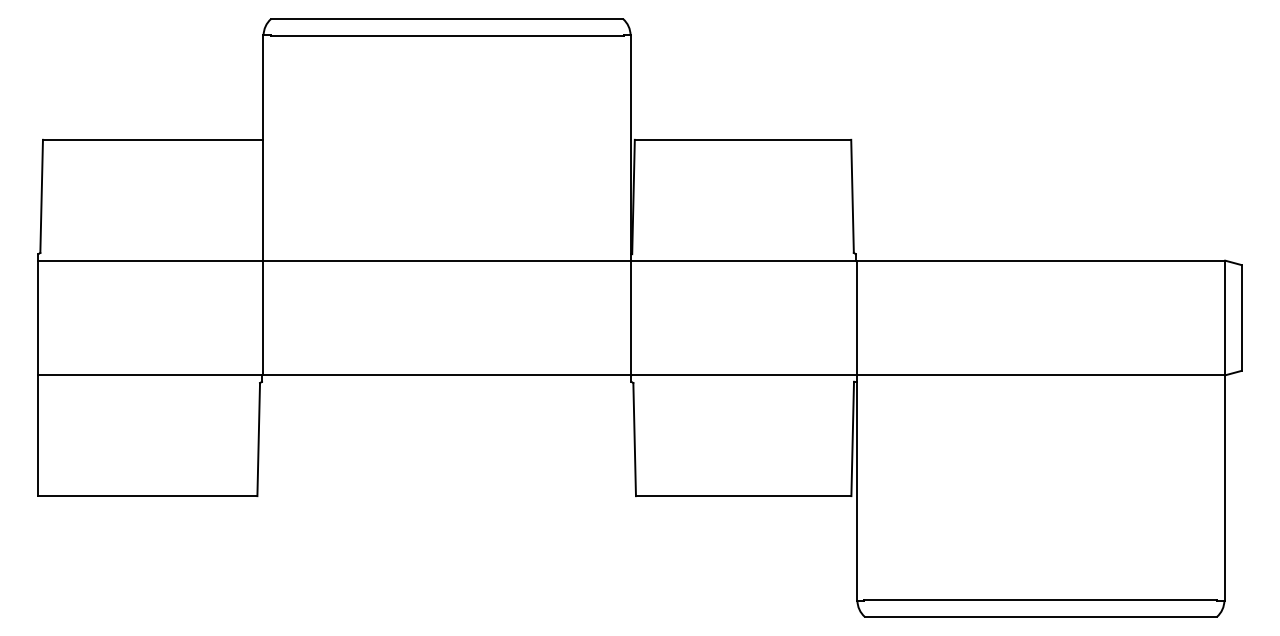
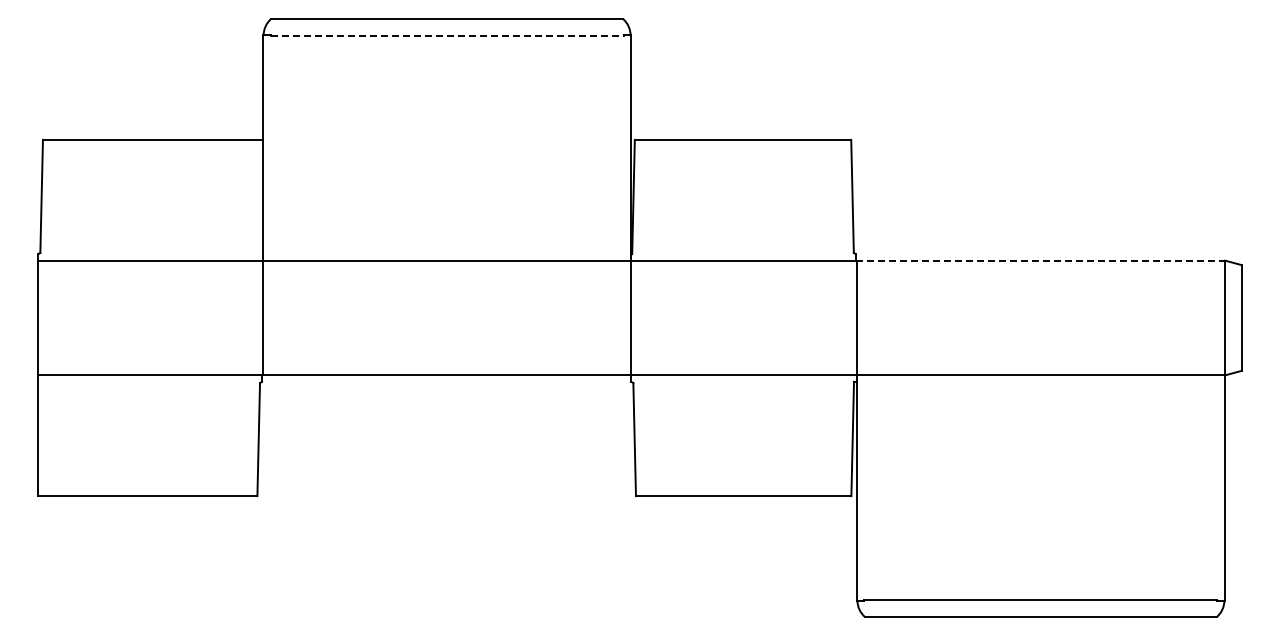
line: solid -> dashed (447, 36)
line: solid -> dashed (1040, 260)
